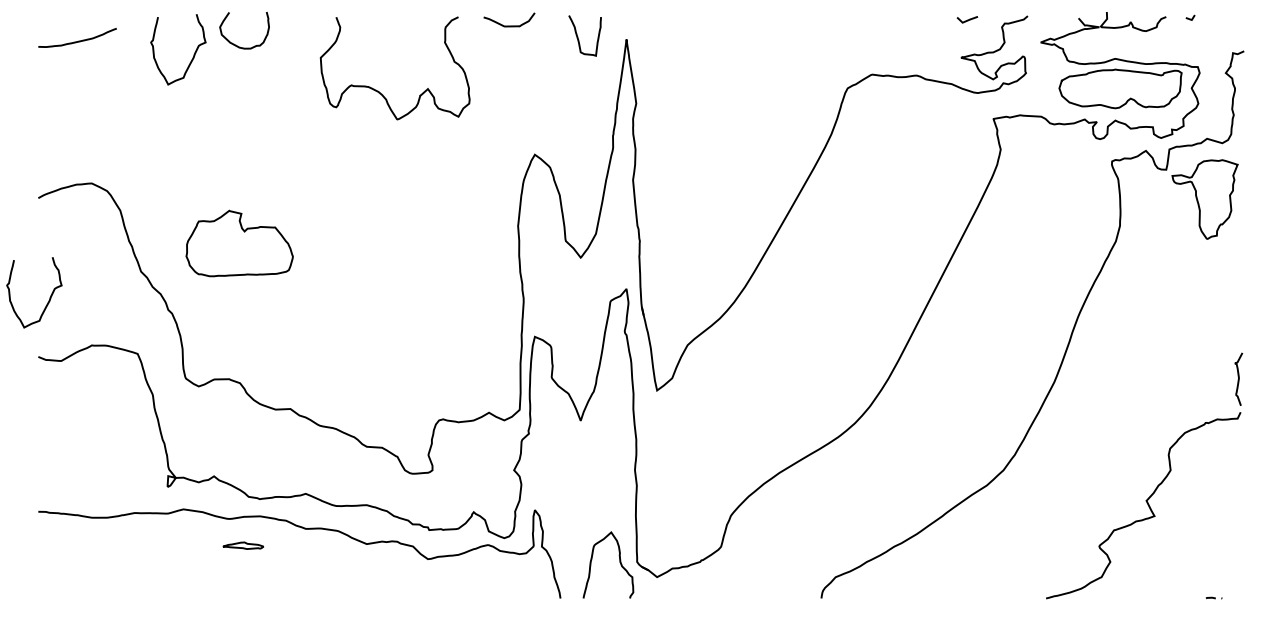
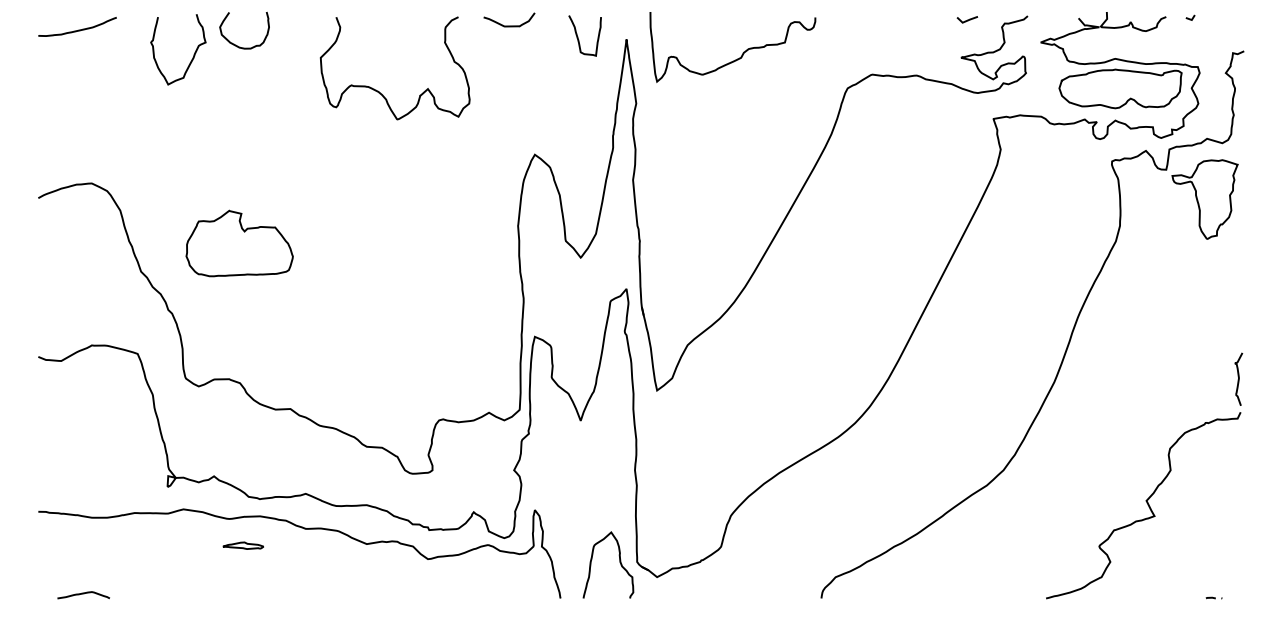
curve position: (78, 40) -> (78, 29) (78, 29)
curve: none -> present (741, 54)
curve: present -> none (49, 297)
curve: none -> present (83, 594)
